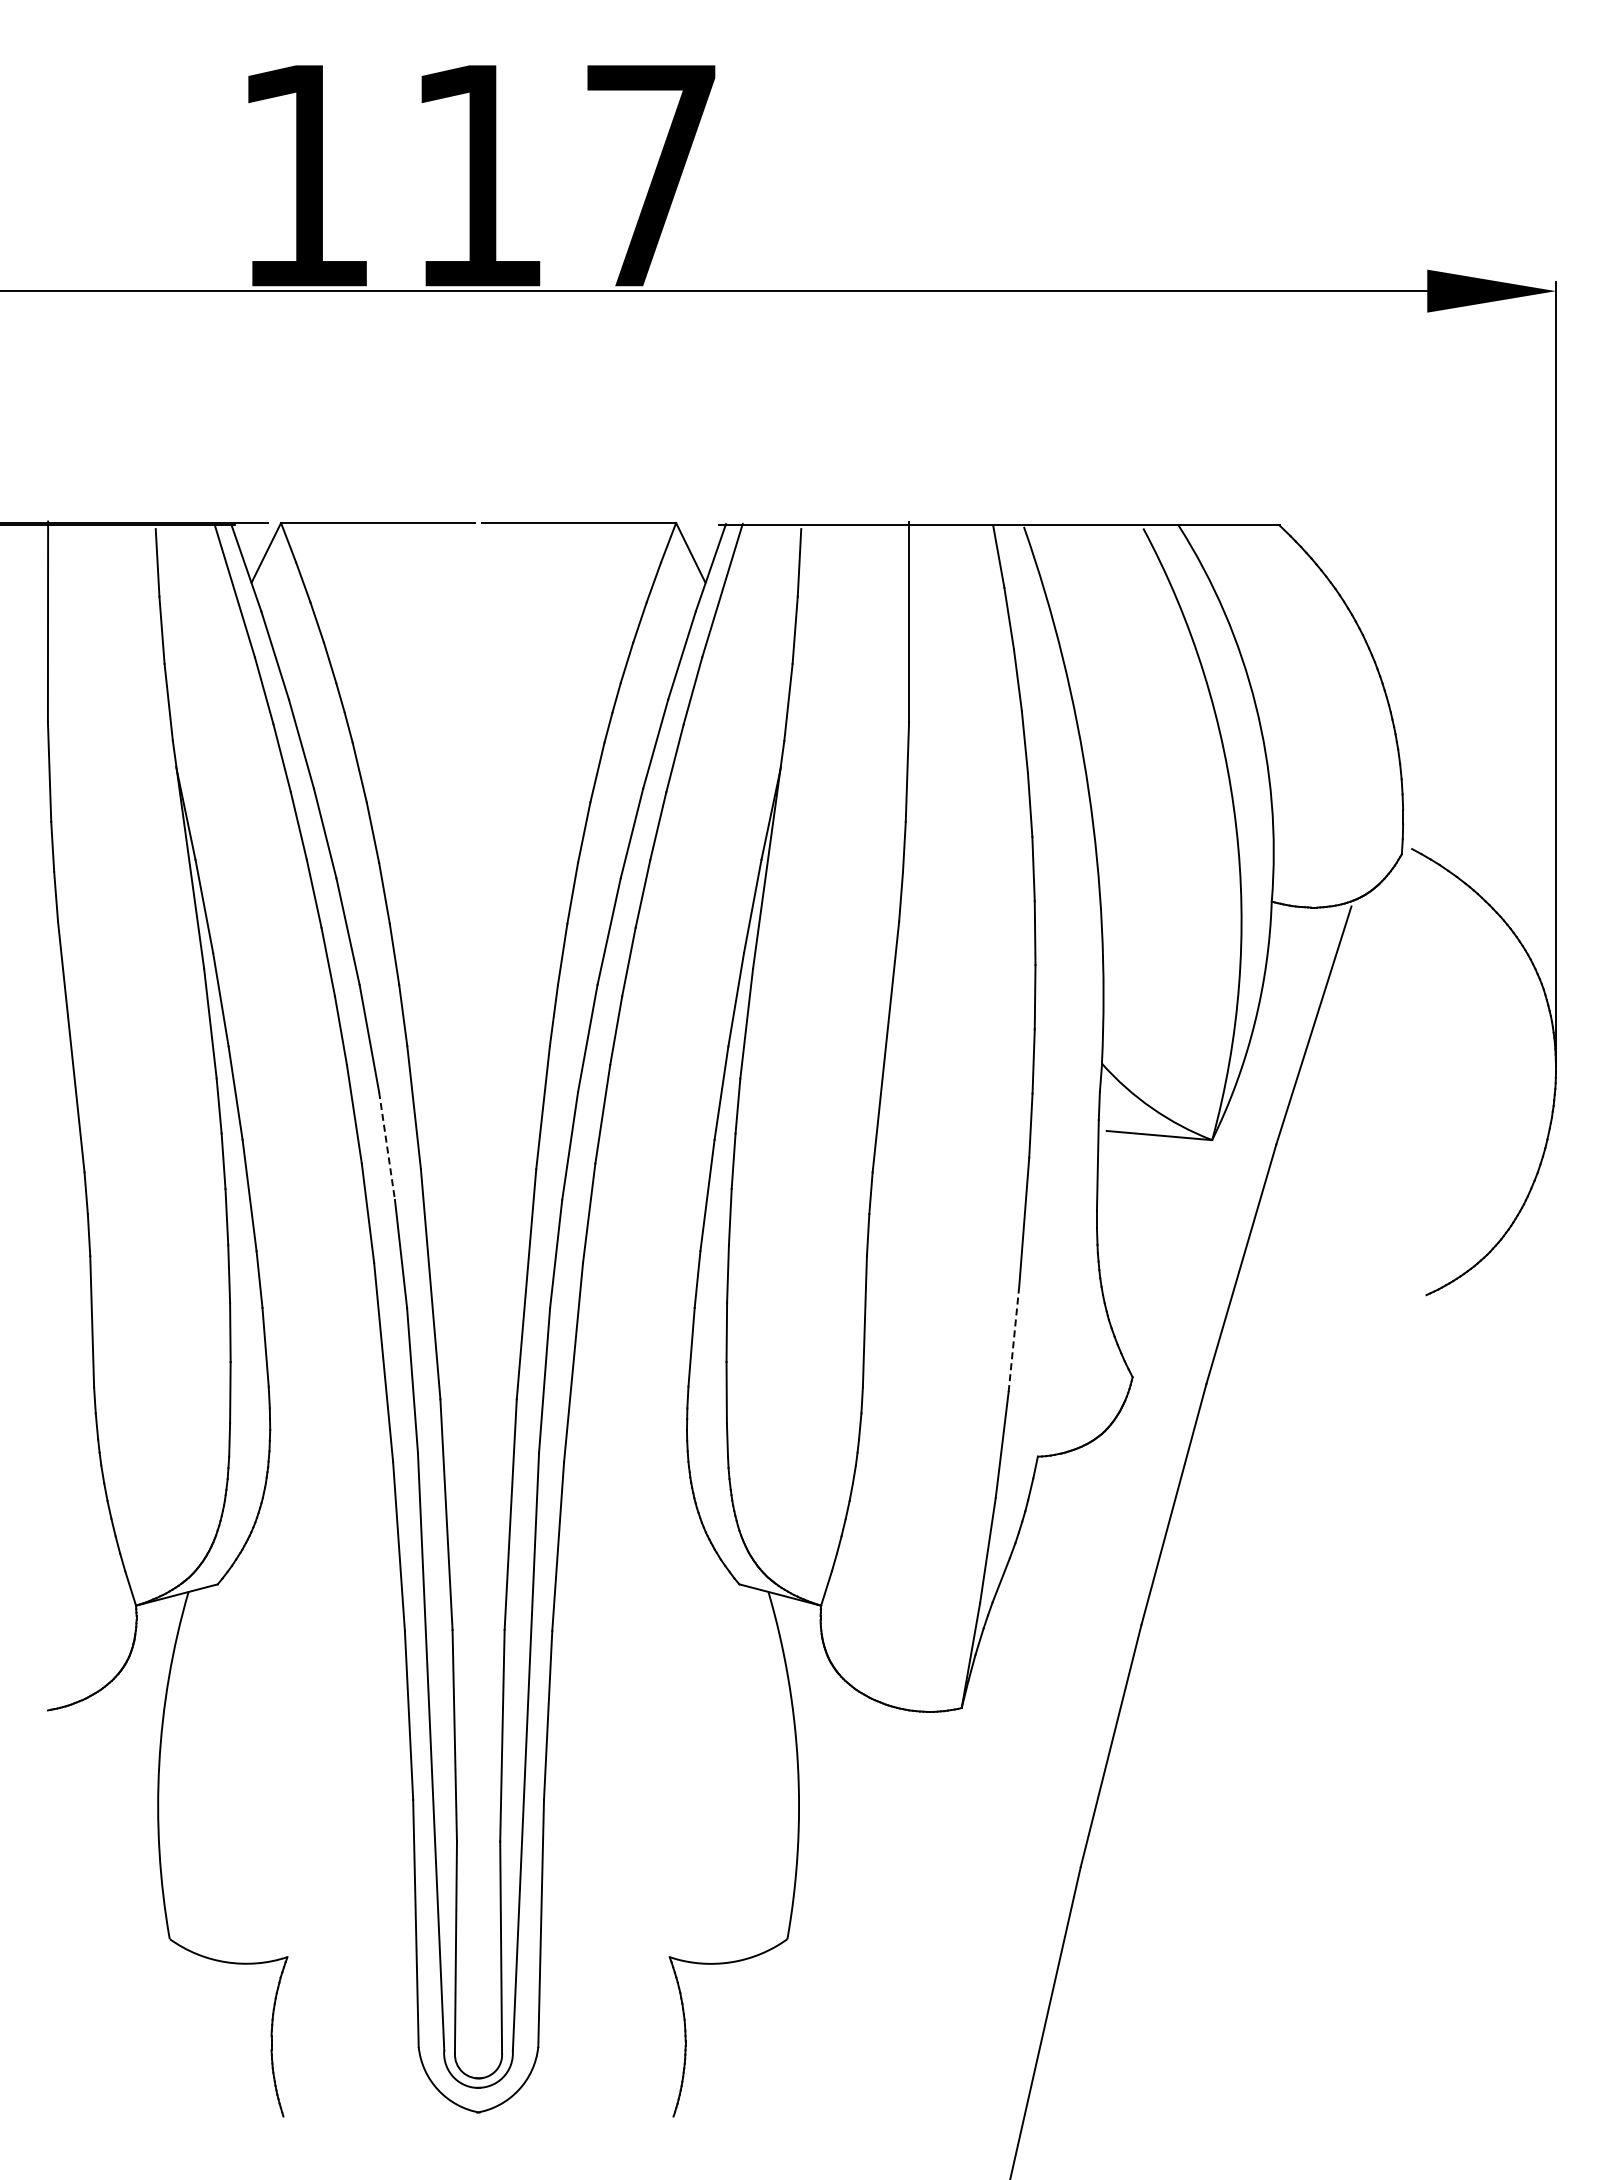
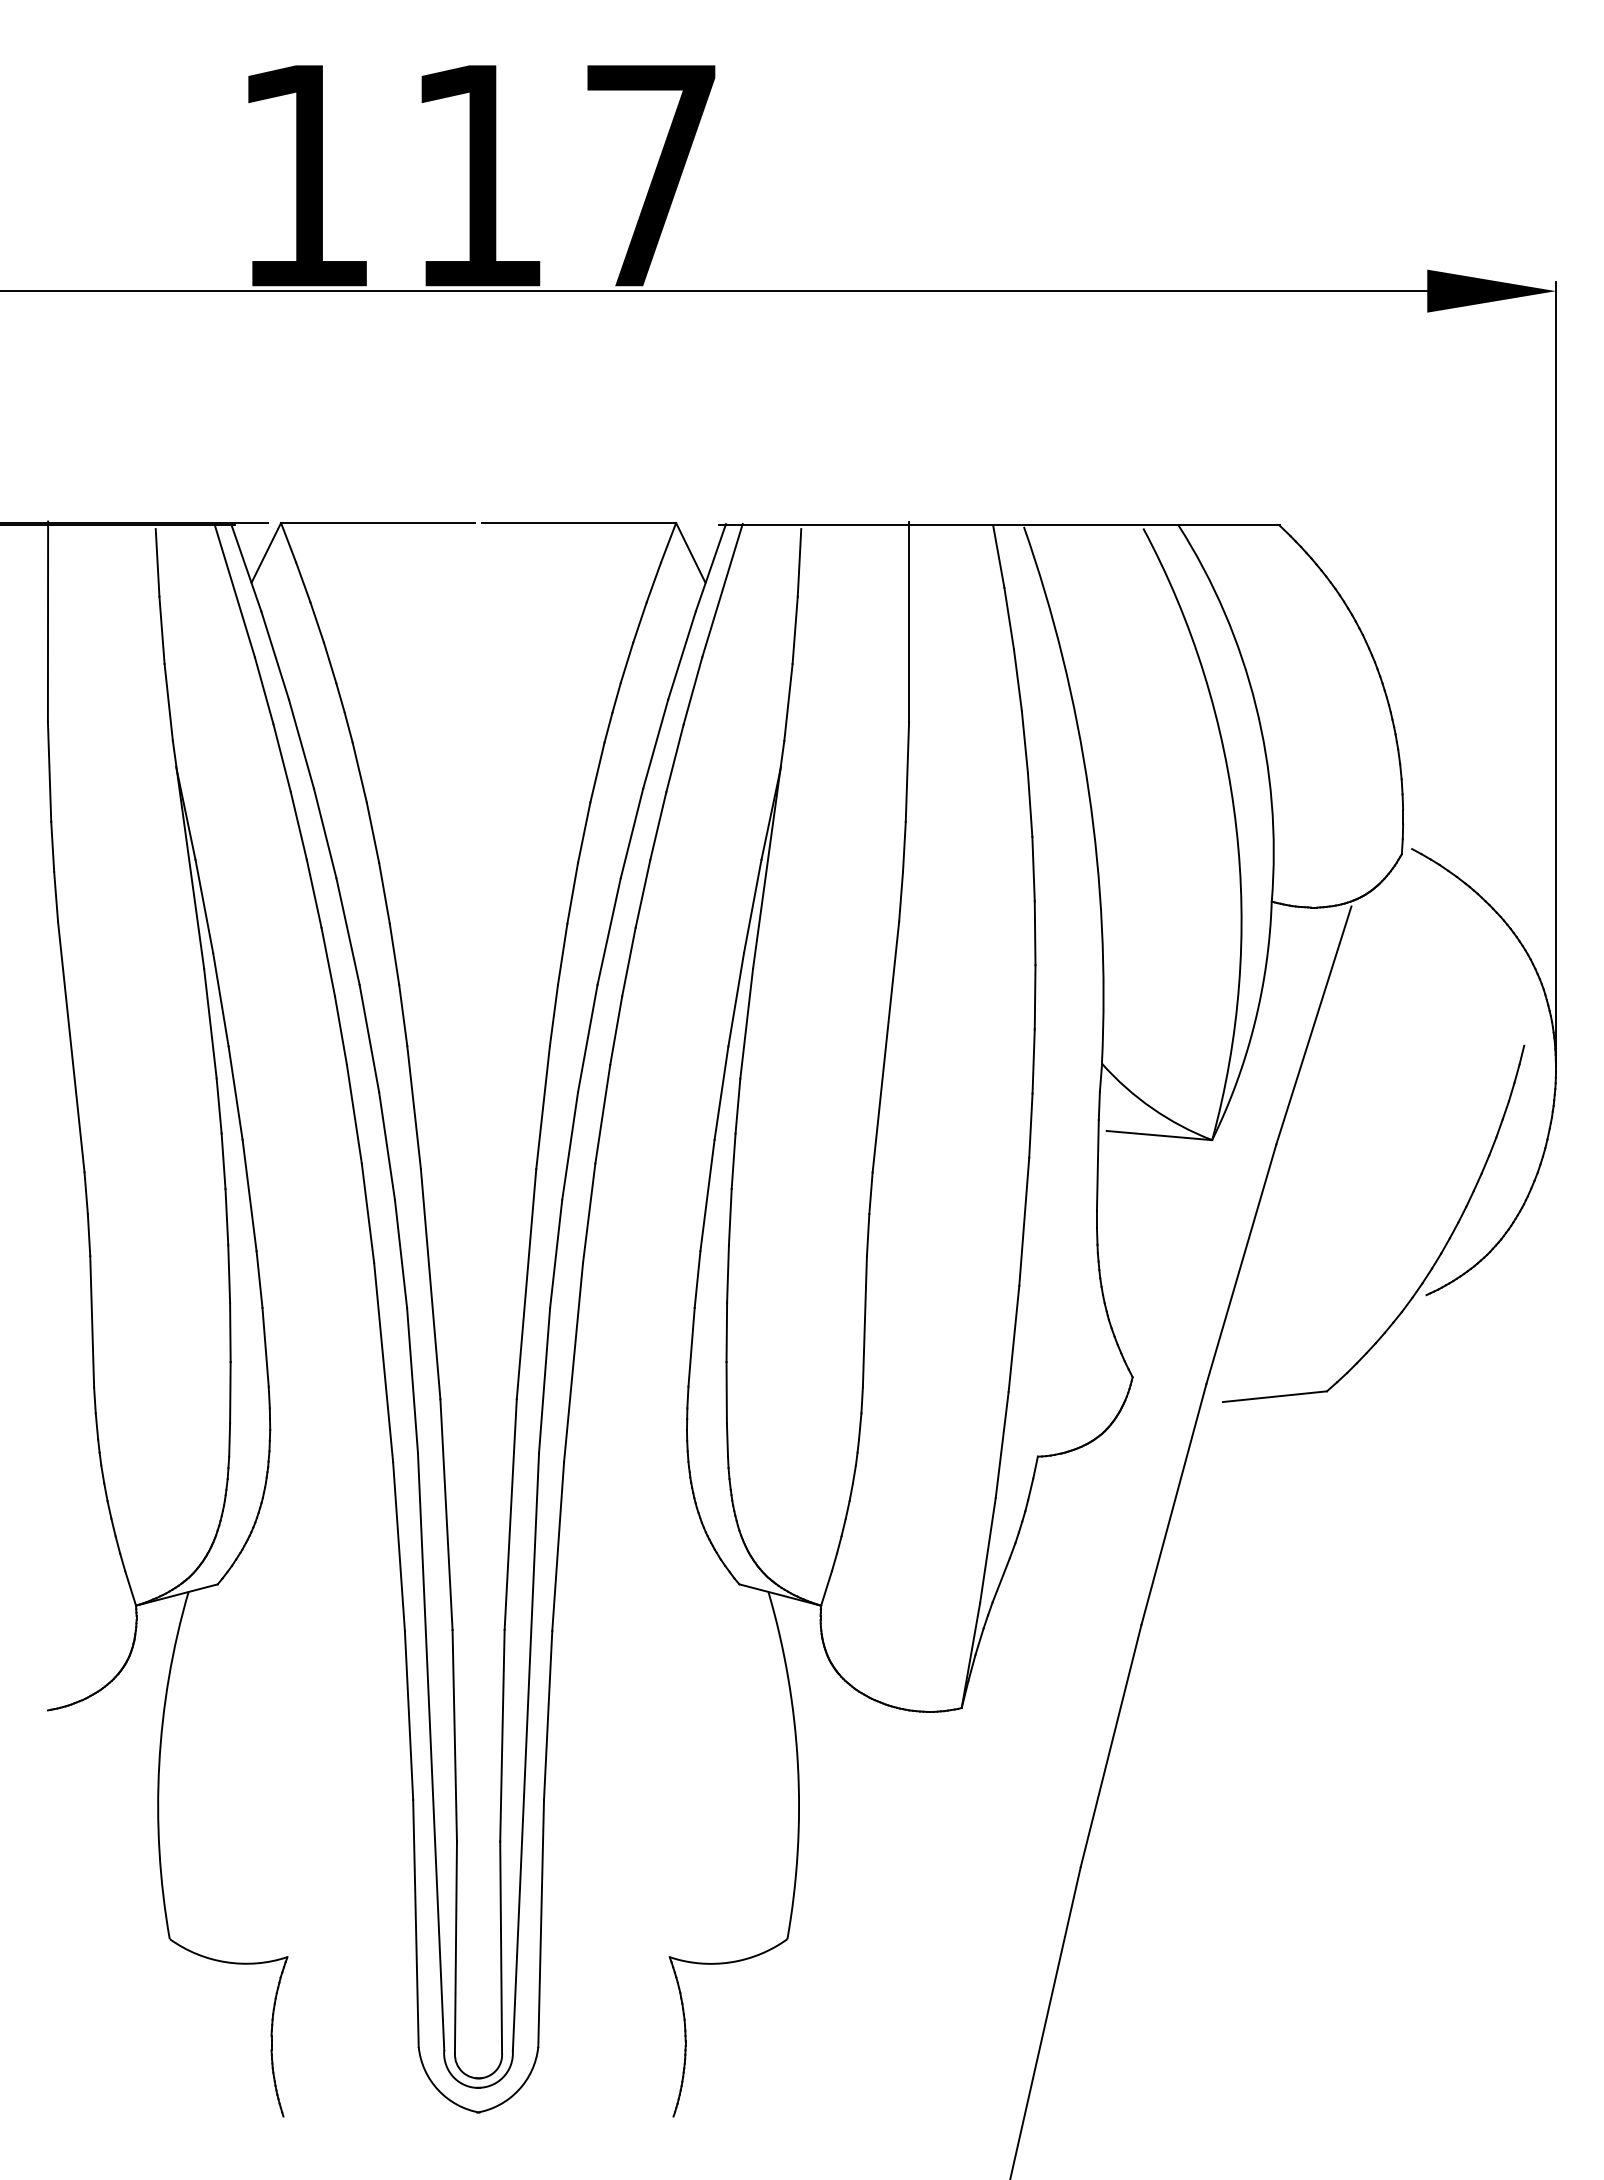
line: dashed -> solid (387, 1146)
part: none -> present (1435, 1260)
line: dashed -> solid (1014, 1338)
